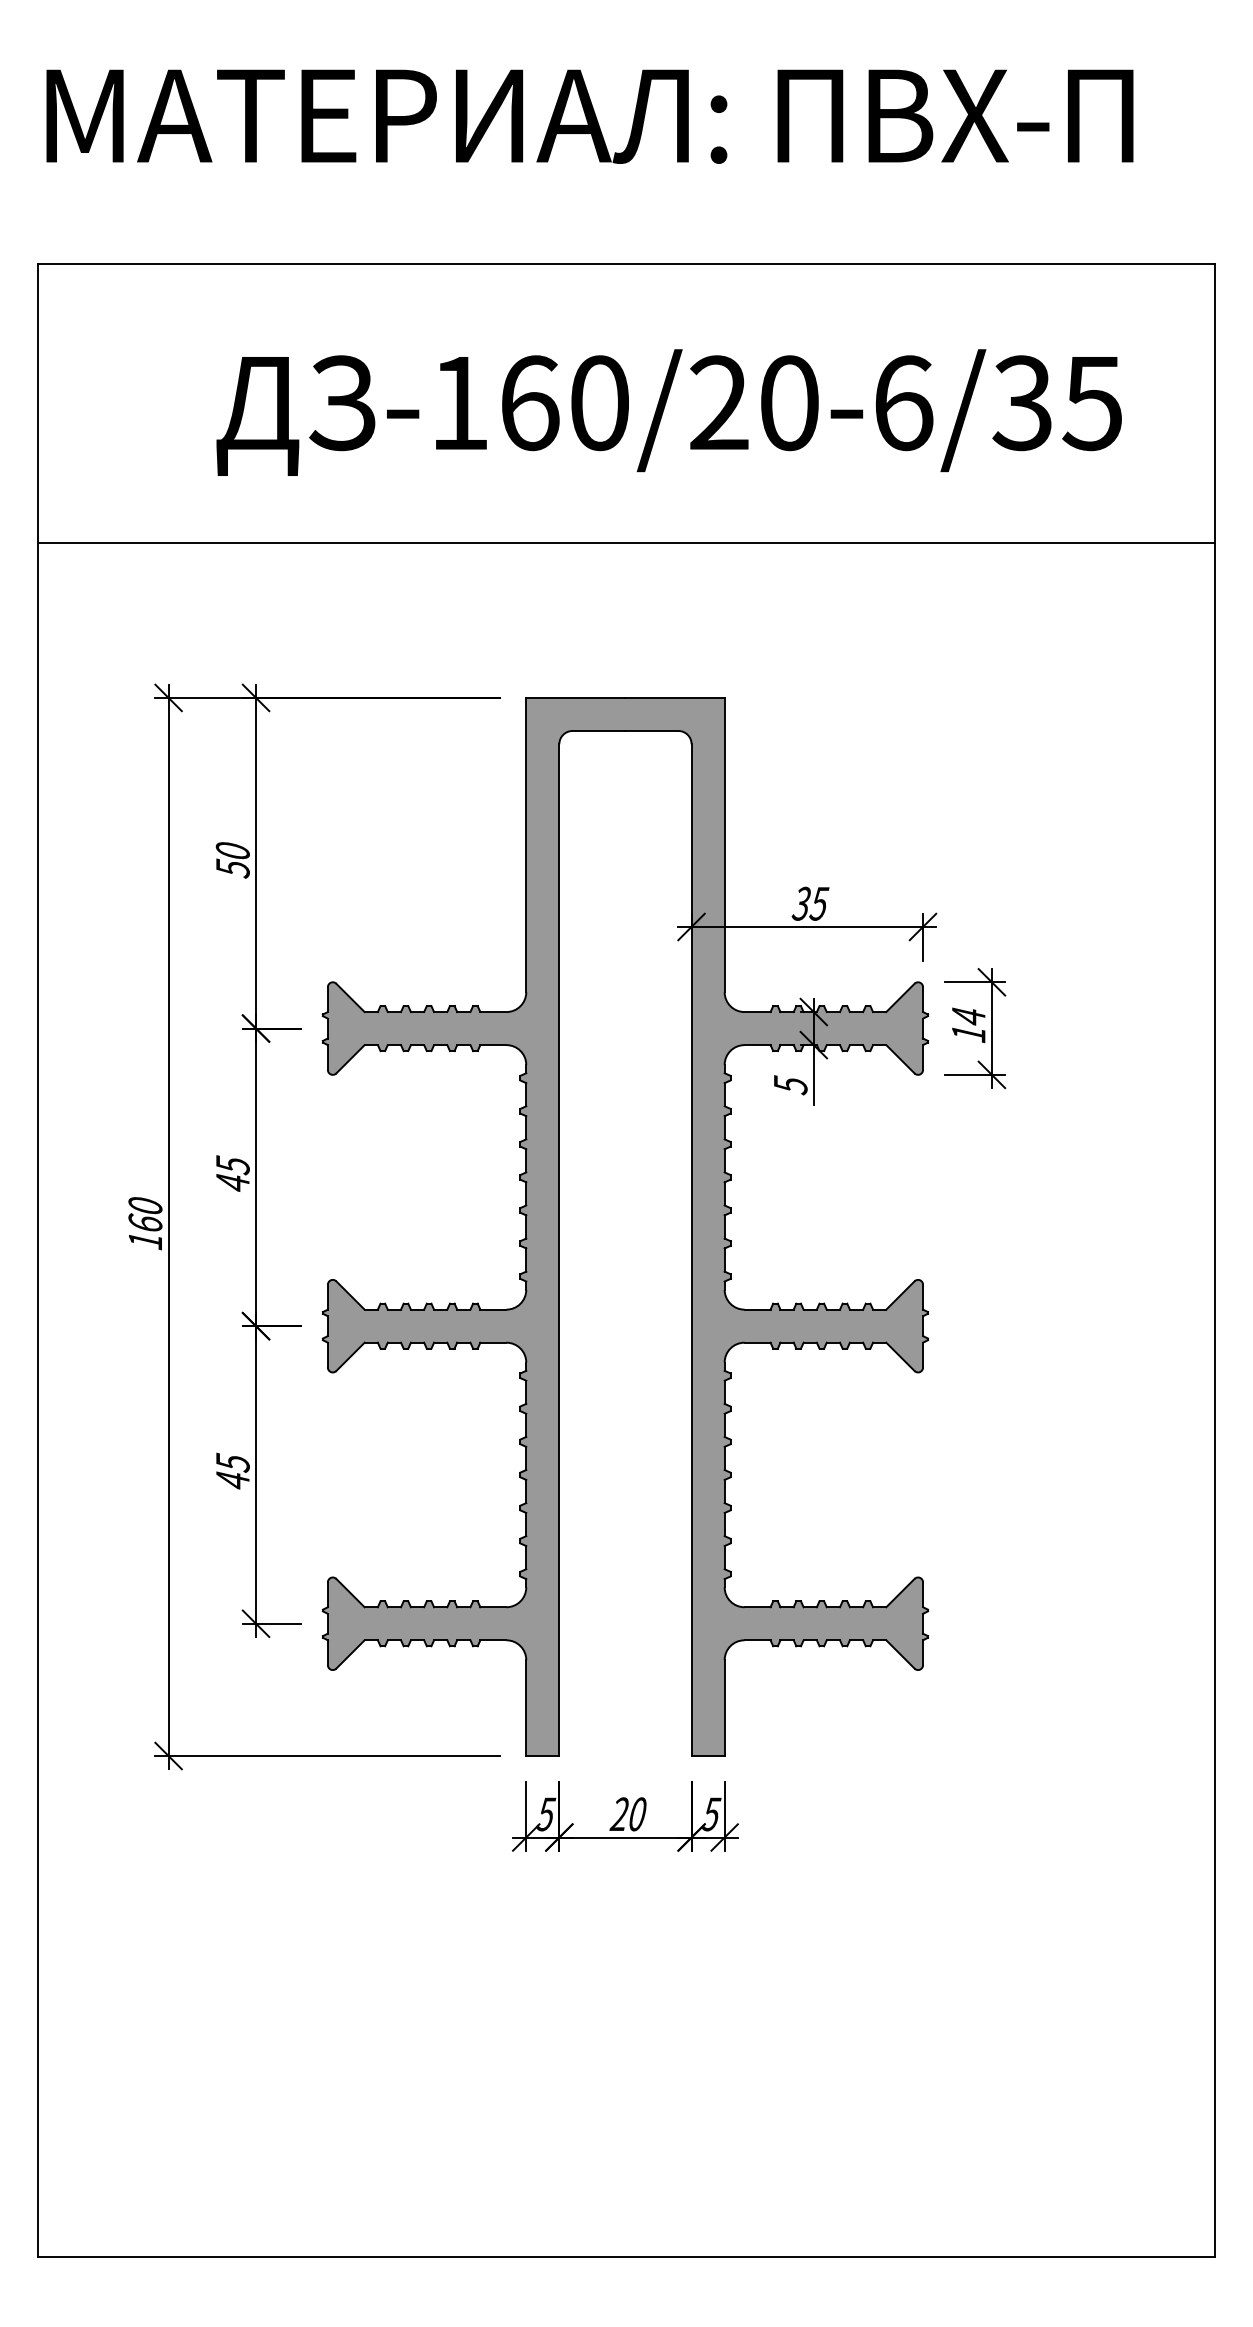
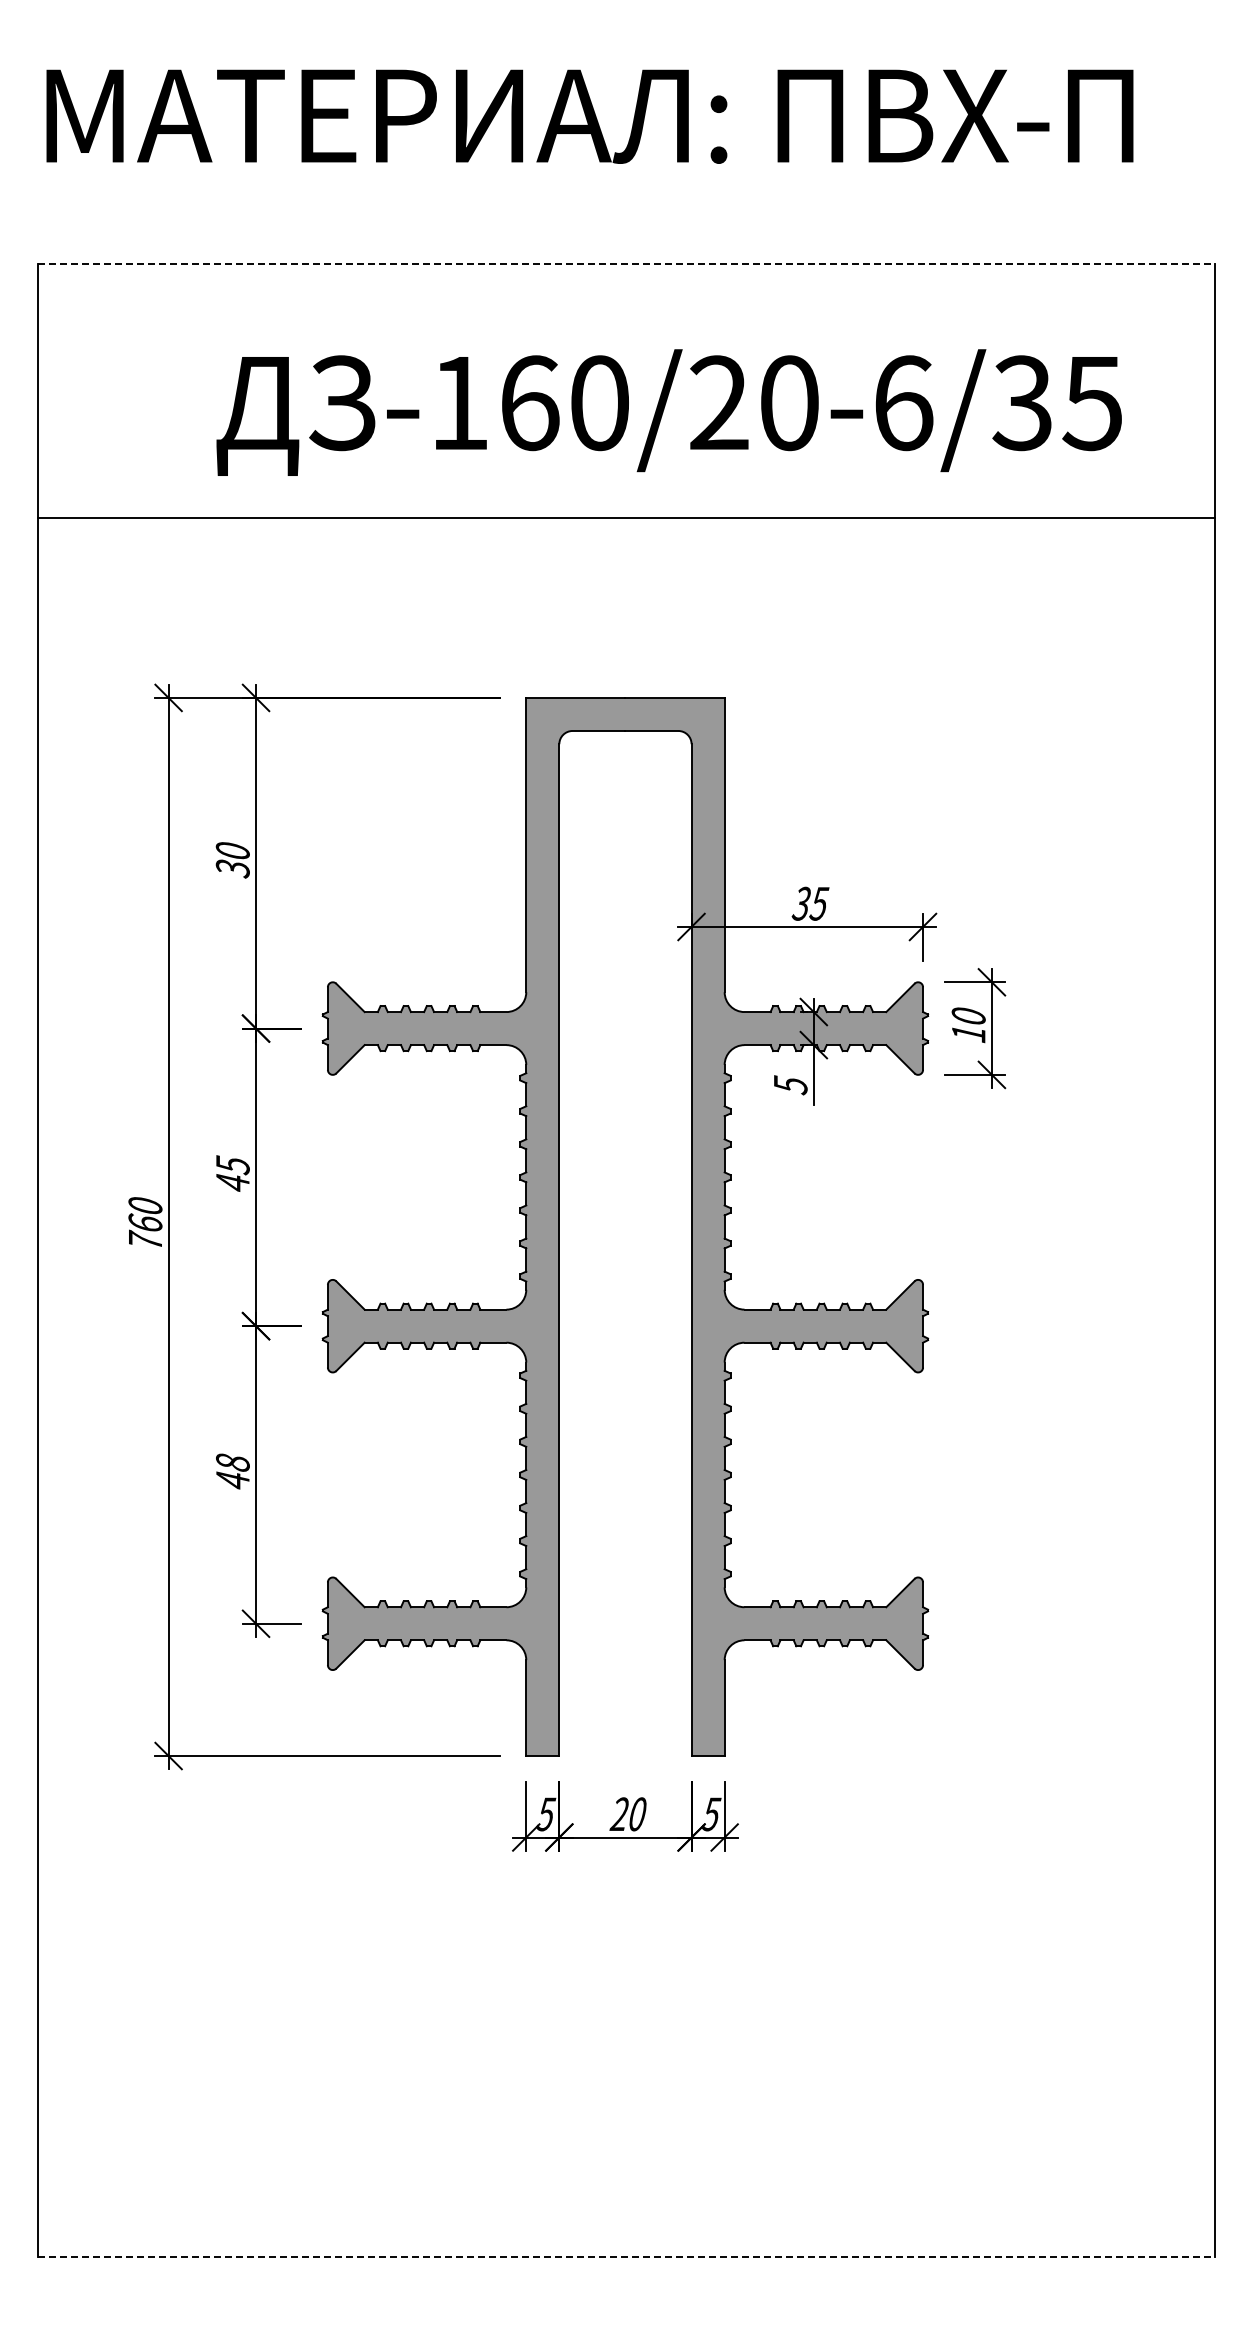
line: solid -> dashed (626, 264)
line position: (626, 543) -> (626, 518) (626, 518)
text: 50 -> 30 (232, 868)
text: 14 -> 10 (968, 1016)
text: 160 -> 760 (145, 1239)
text: 45 -> 48 (232, 1462)
line: solid -> dashed (626, 2257)
